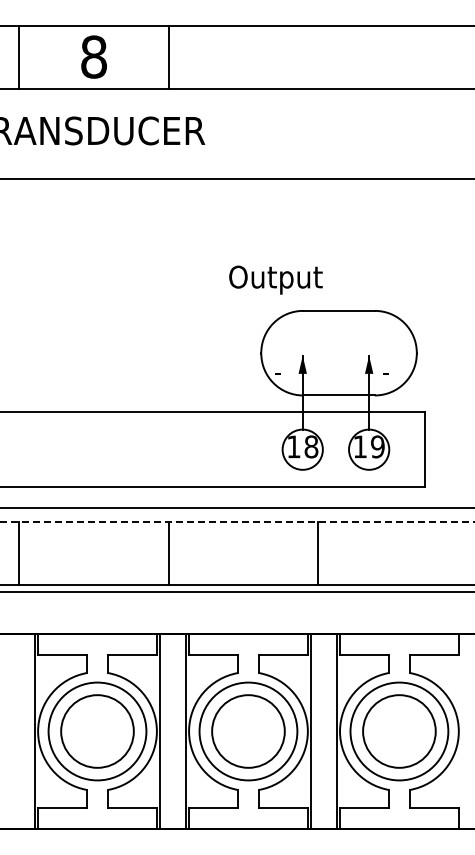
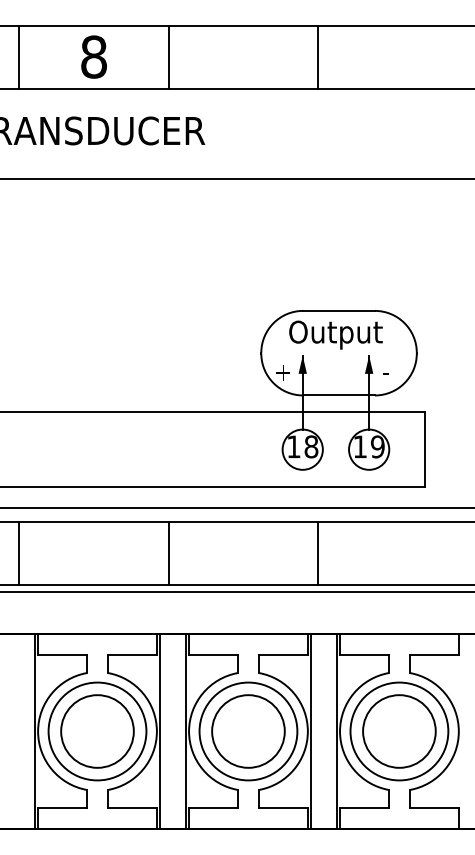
line: none -> present (318, 56)
text position: (275, 279) -> (335, 334) (335, 334)
text: - -> + (282, 372)
line: dashed -> solid (237, 521)
